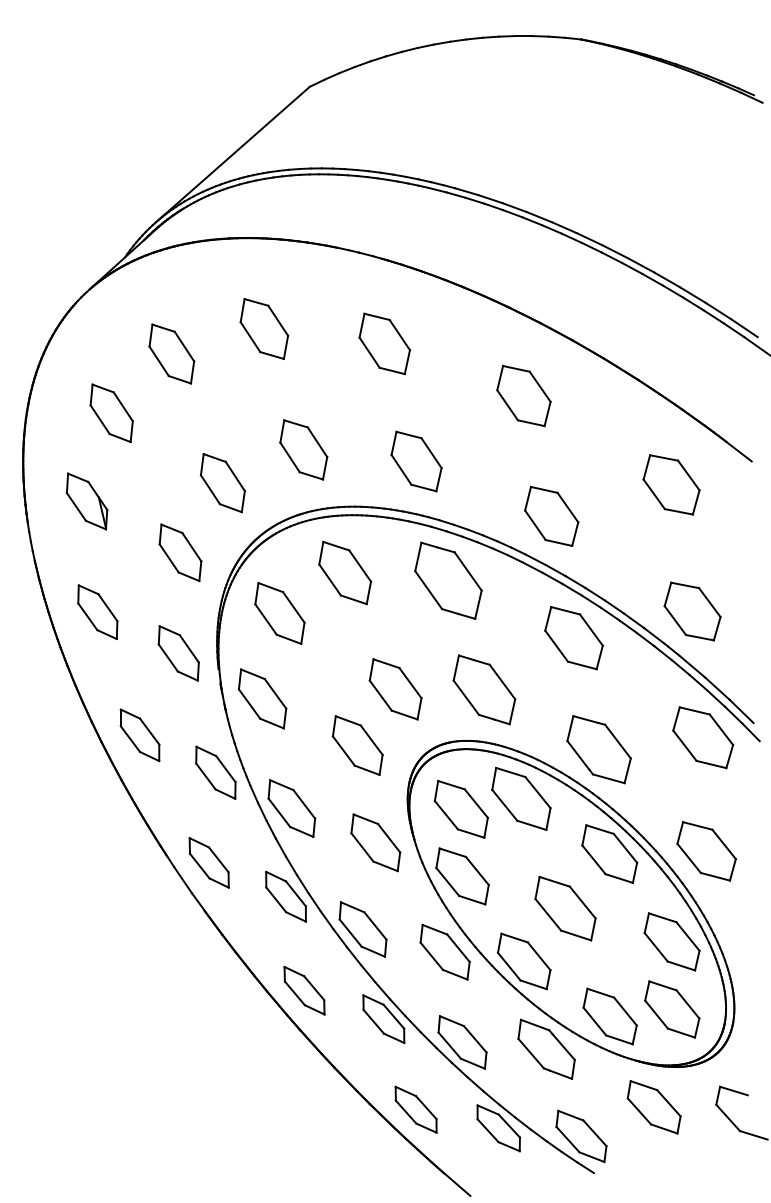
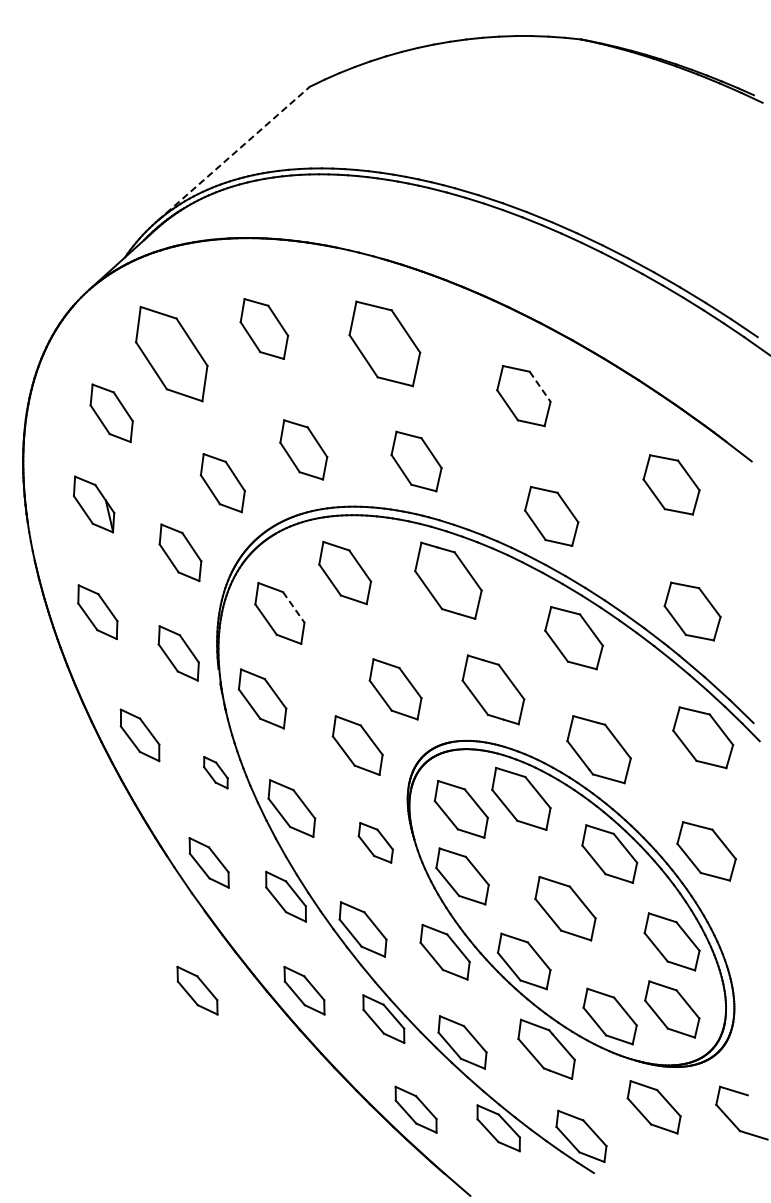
line: solid -> dashed (234, 153)
part size: 53x64 px -> 74x88 px (384, 343)
part size: 48x62 px -> 74x98 px (171, 353)
line: solid -> dashed (540, 387)
part position: (87, 501) -> (94, 504) (94, 504)
line: solid -> dashed (293, 607)
part position: (484, 689) -> (493, 689) (493, 689)
part size: 42x55 px -> 26x34 px (215, 772)
part size: 52x60 px -> 37x42 px (375, 842)
part: none -> present (197, 990)
